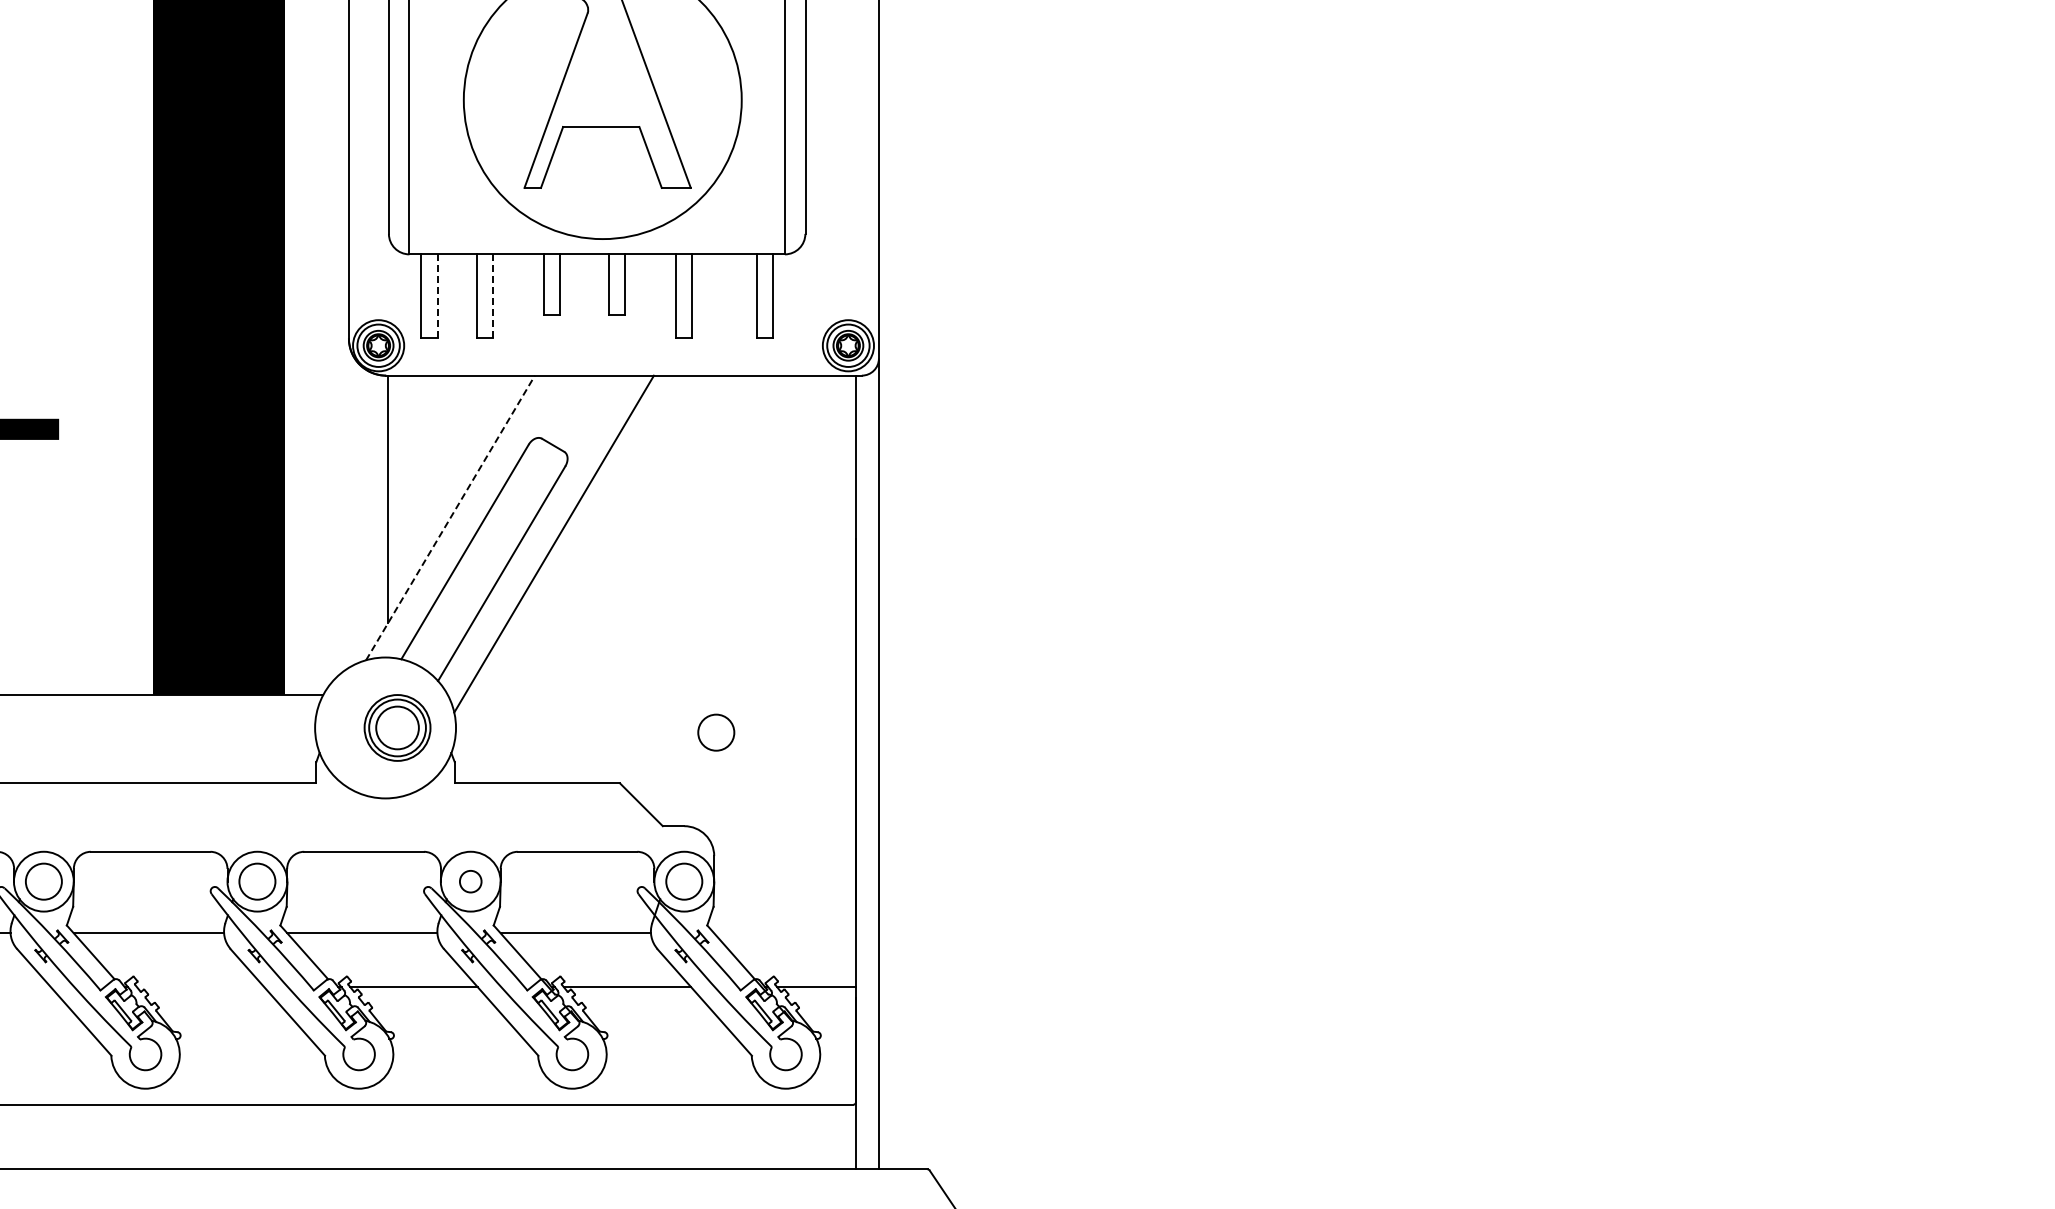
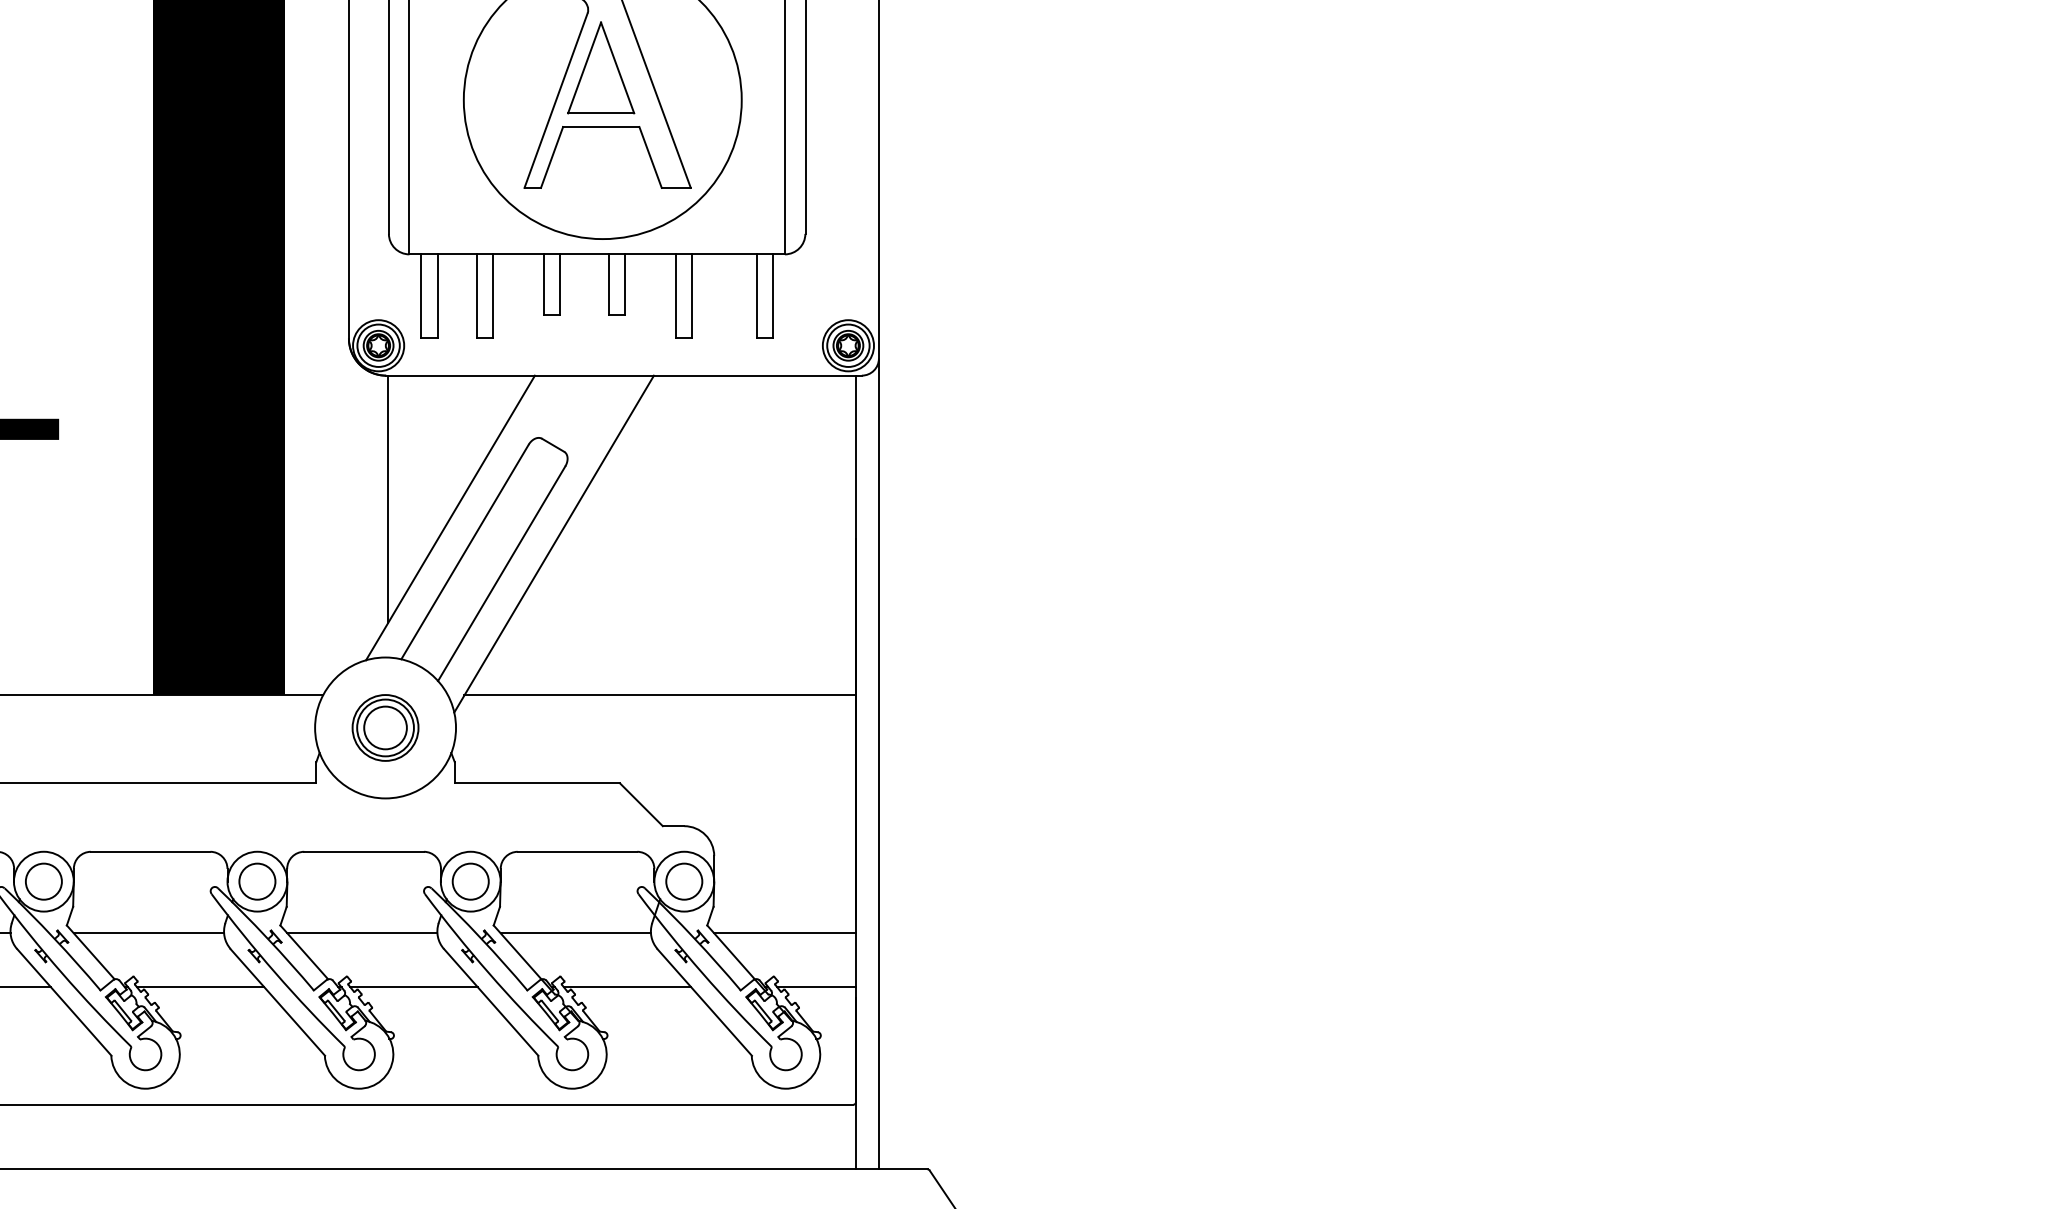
part: none -> present (601, 67)
line: dashed -> solid (437, 296)
line: dashed -> solid (493, 296)
line: dashed -> solid (450, 517)
line: none -> present (660, 695)
part position: (397, 727) -> (385, 727) (385, 727)
circle: present -> none (716, 732)
circle diameter: 22 px -> 36 px (470, 881)
line: none -> present (785, 933)
line: none -> present (26, 987)
line: none -> present (200, 987)
